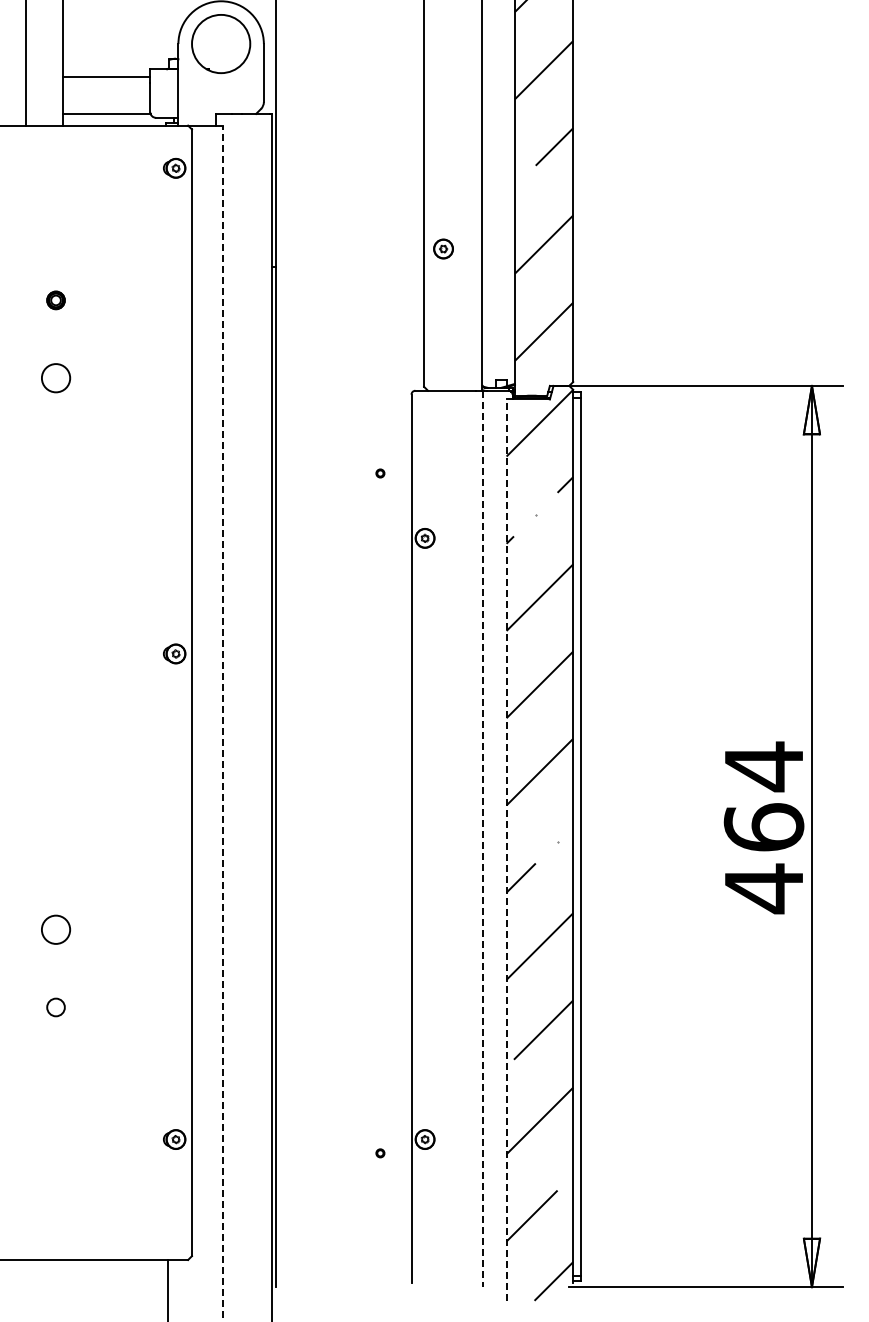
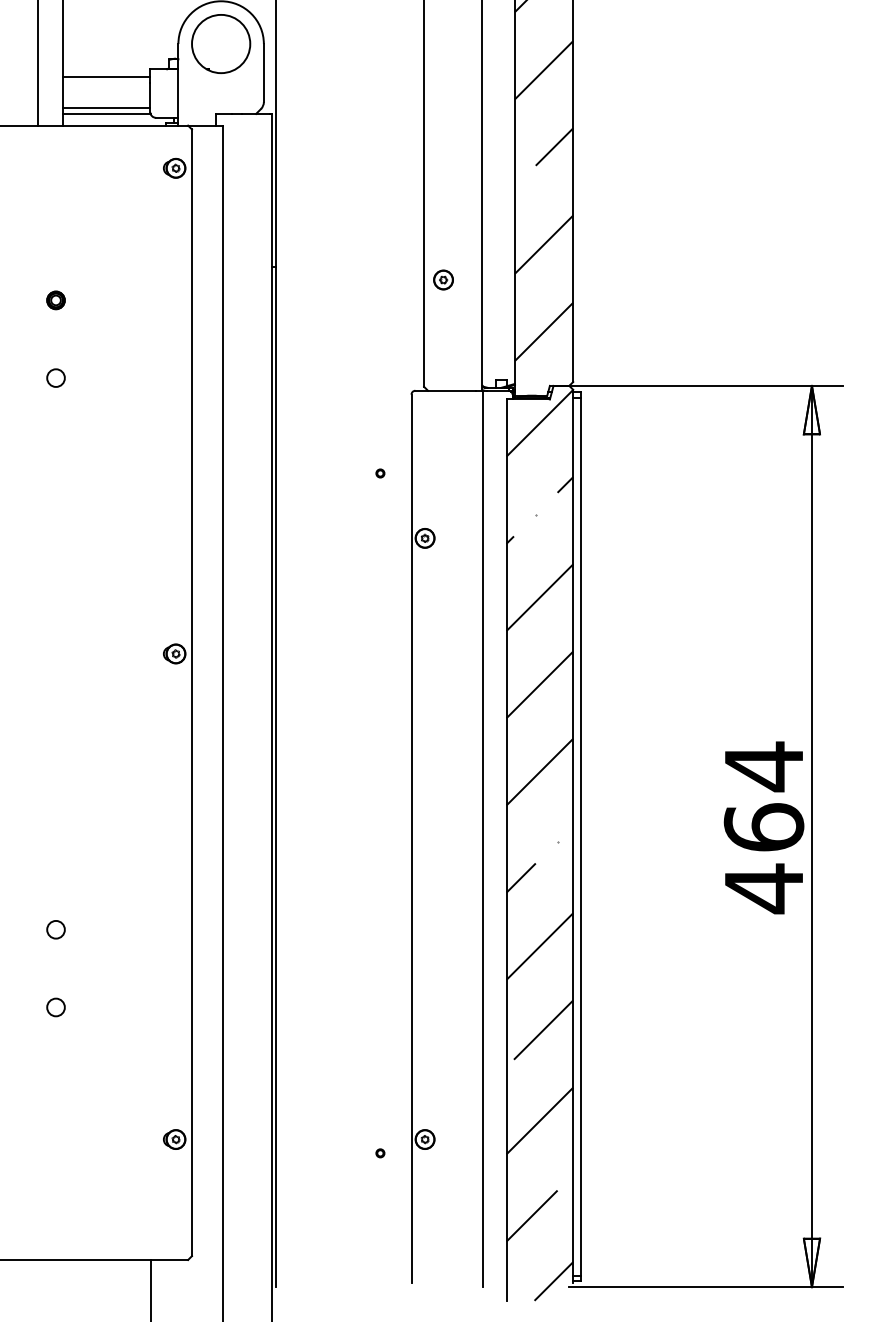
line position: (26, 63) -> (38, 63) (38, 63)
line: none -> present (106, 108)
part position: (443, 248) -> (443, 279) (443, 279)
circle size: 31x31 px -> 20x20 px (55, 377)
line: dashed -> solid (223, 723)
line: dashed -> solid (483, 839)
line: dashed -> solid (506, 850)
circle diameter: 28 px -> 18 px (55, 929)
line position: (168, 1289) -> (151, 1289) (151, 1289)
